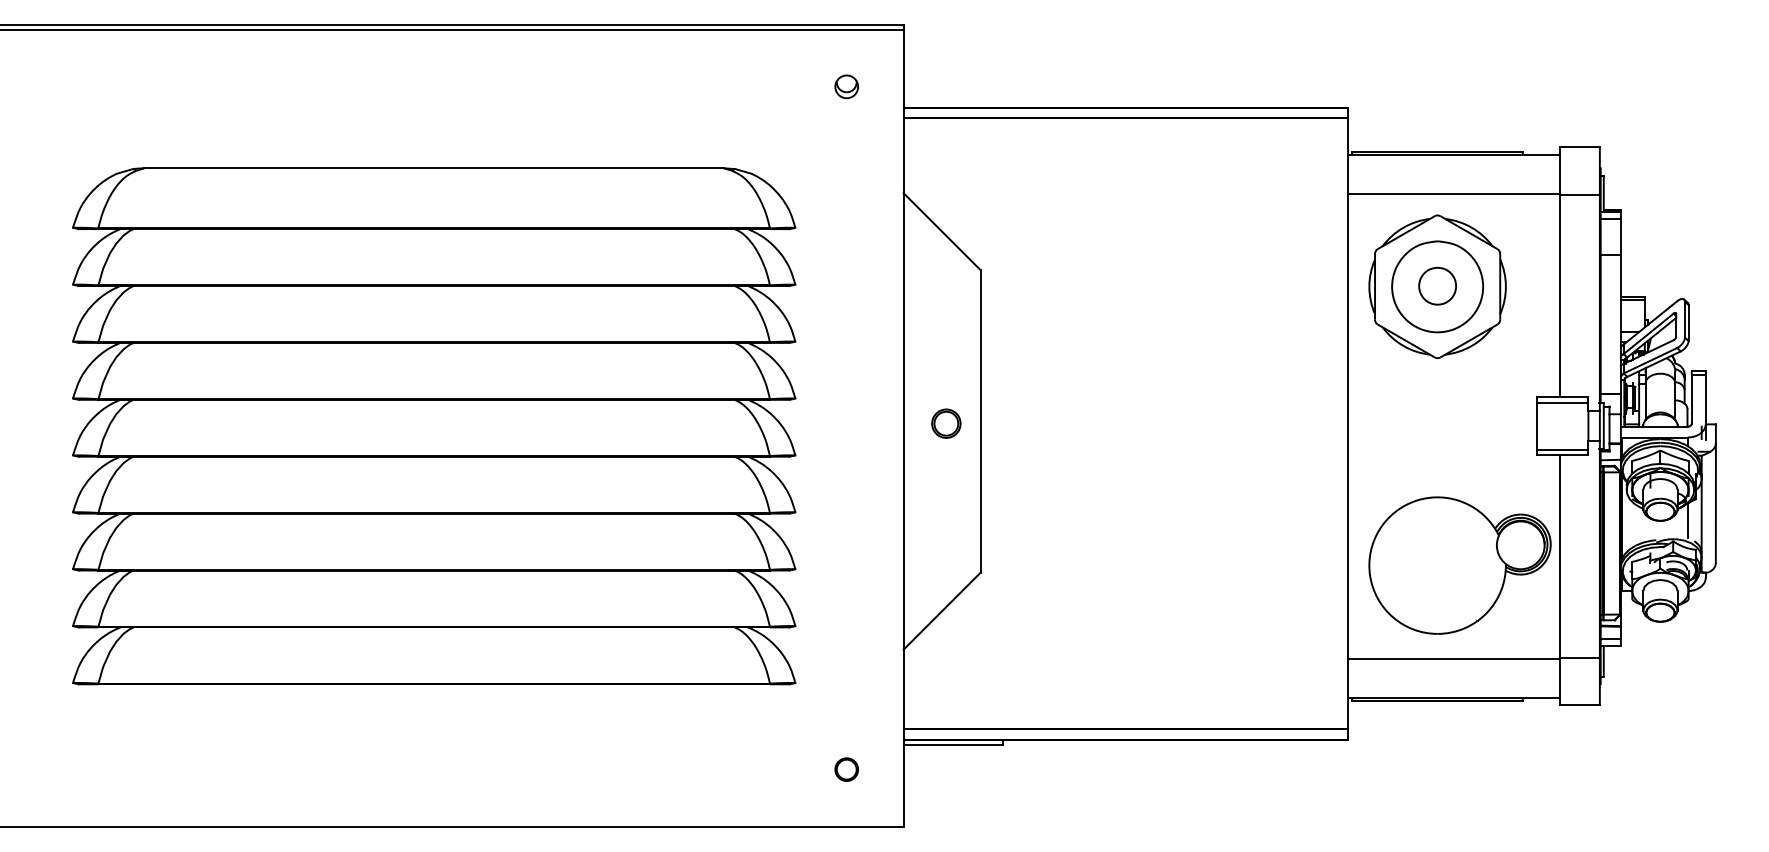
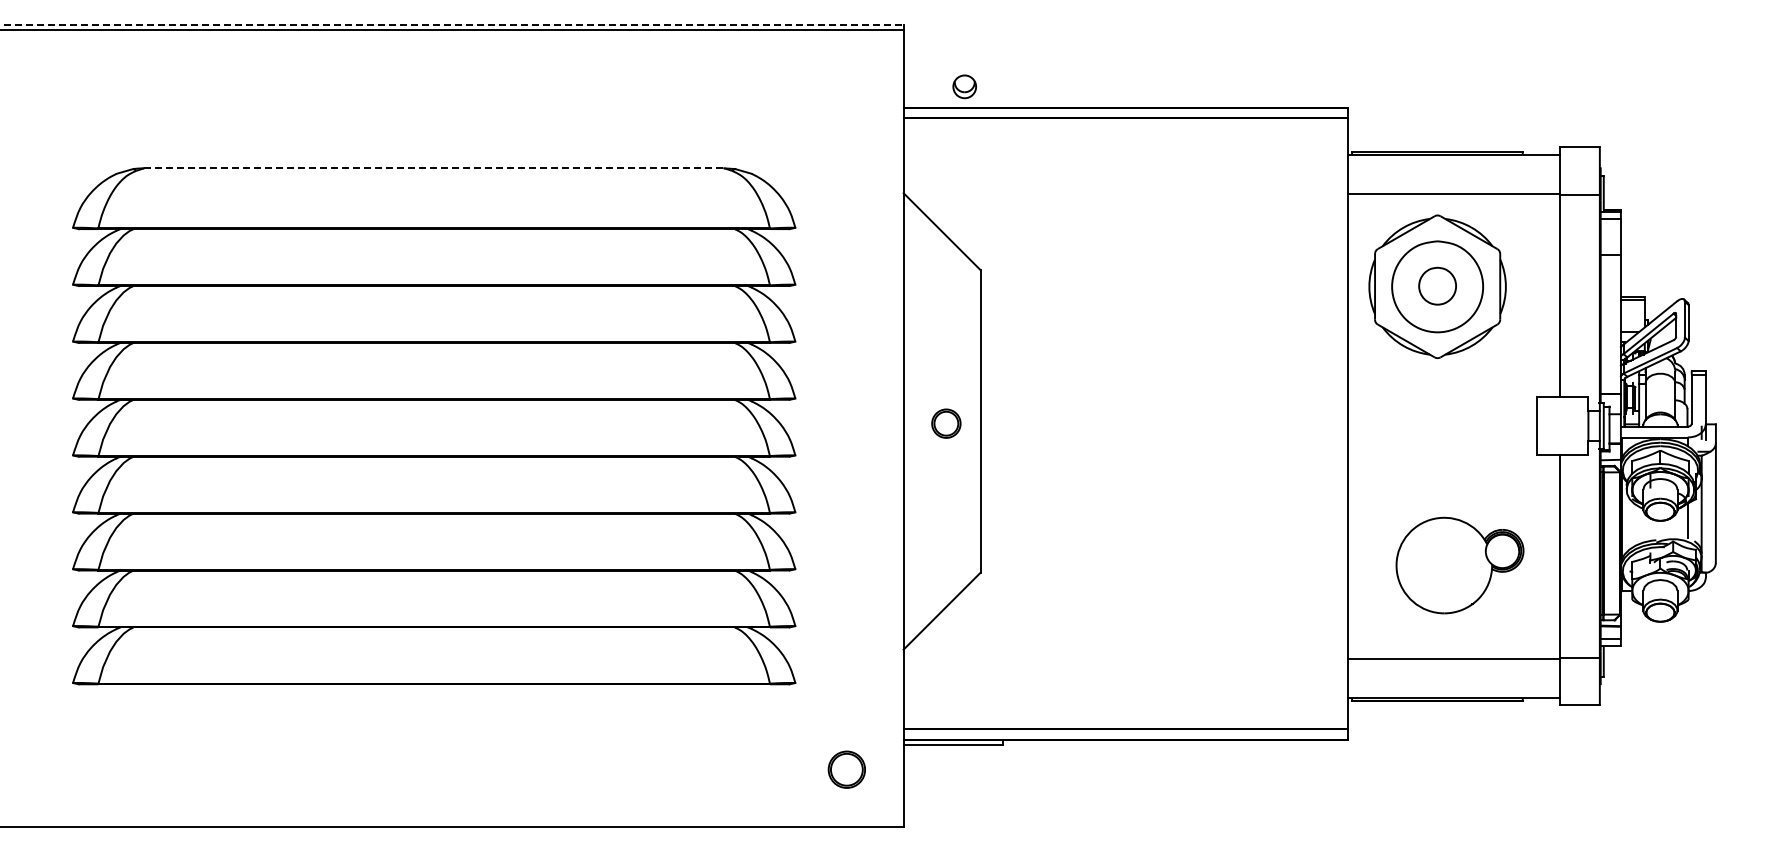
line: solid -> dashed (452, 25)
part position: (846, 86) -> (964, 86) (964, 86)
line: solid -> dashed (434, 168)
line: present -> none (1562, 402)
line: present -> none (1562, 449)
part size: 184x139 px -> 130x99 px (1459, 565)
circle size: 25x25 px -> 39x39 px (846, 769)
